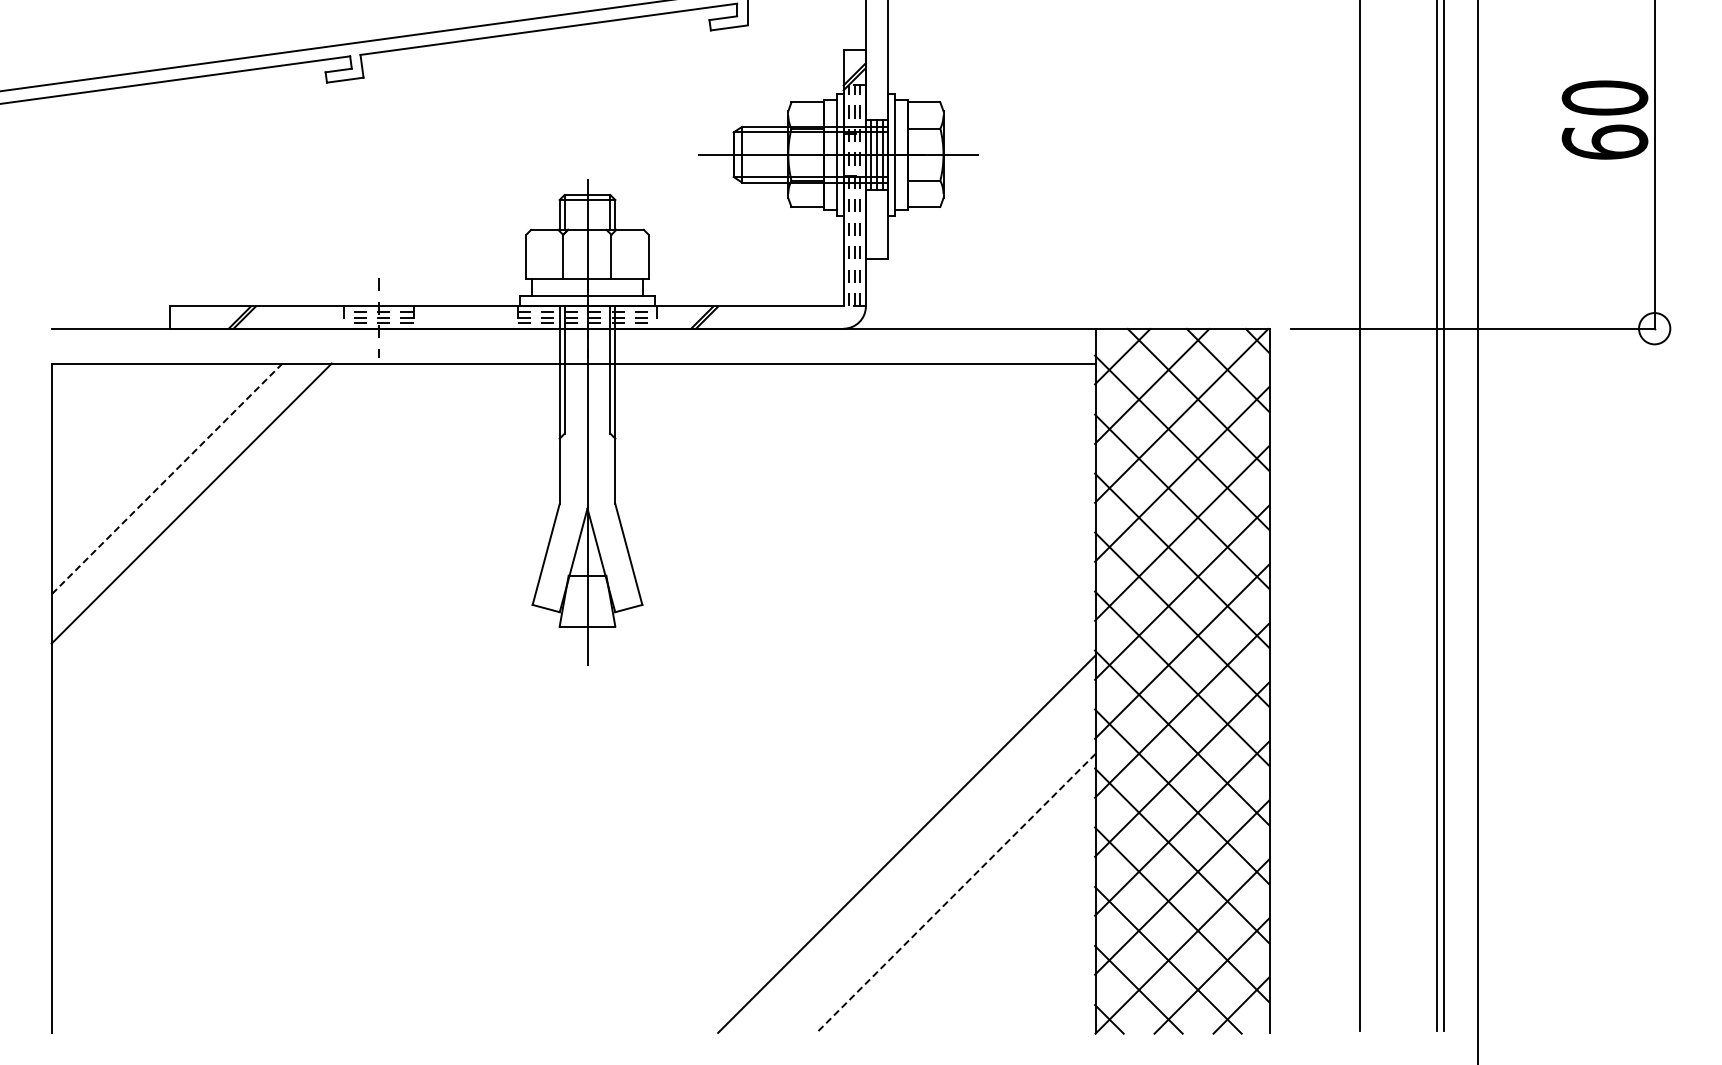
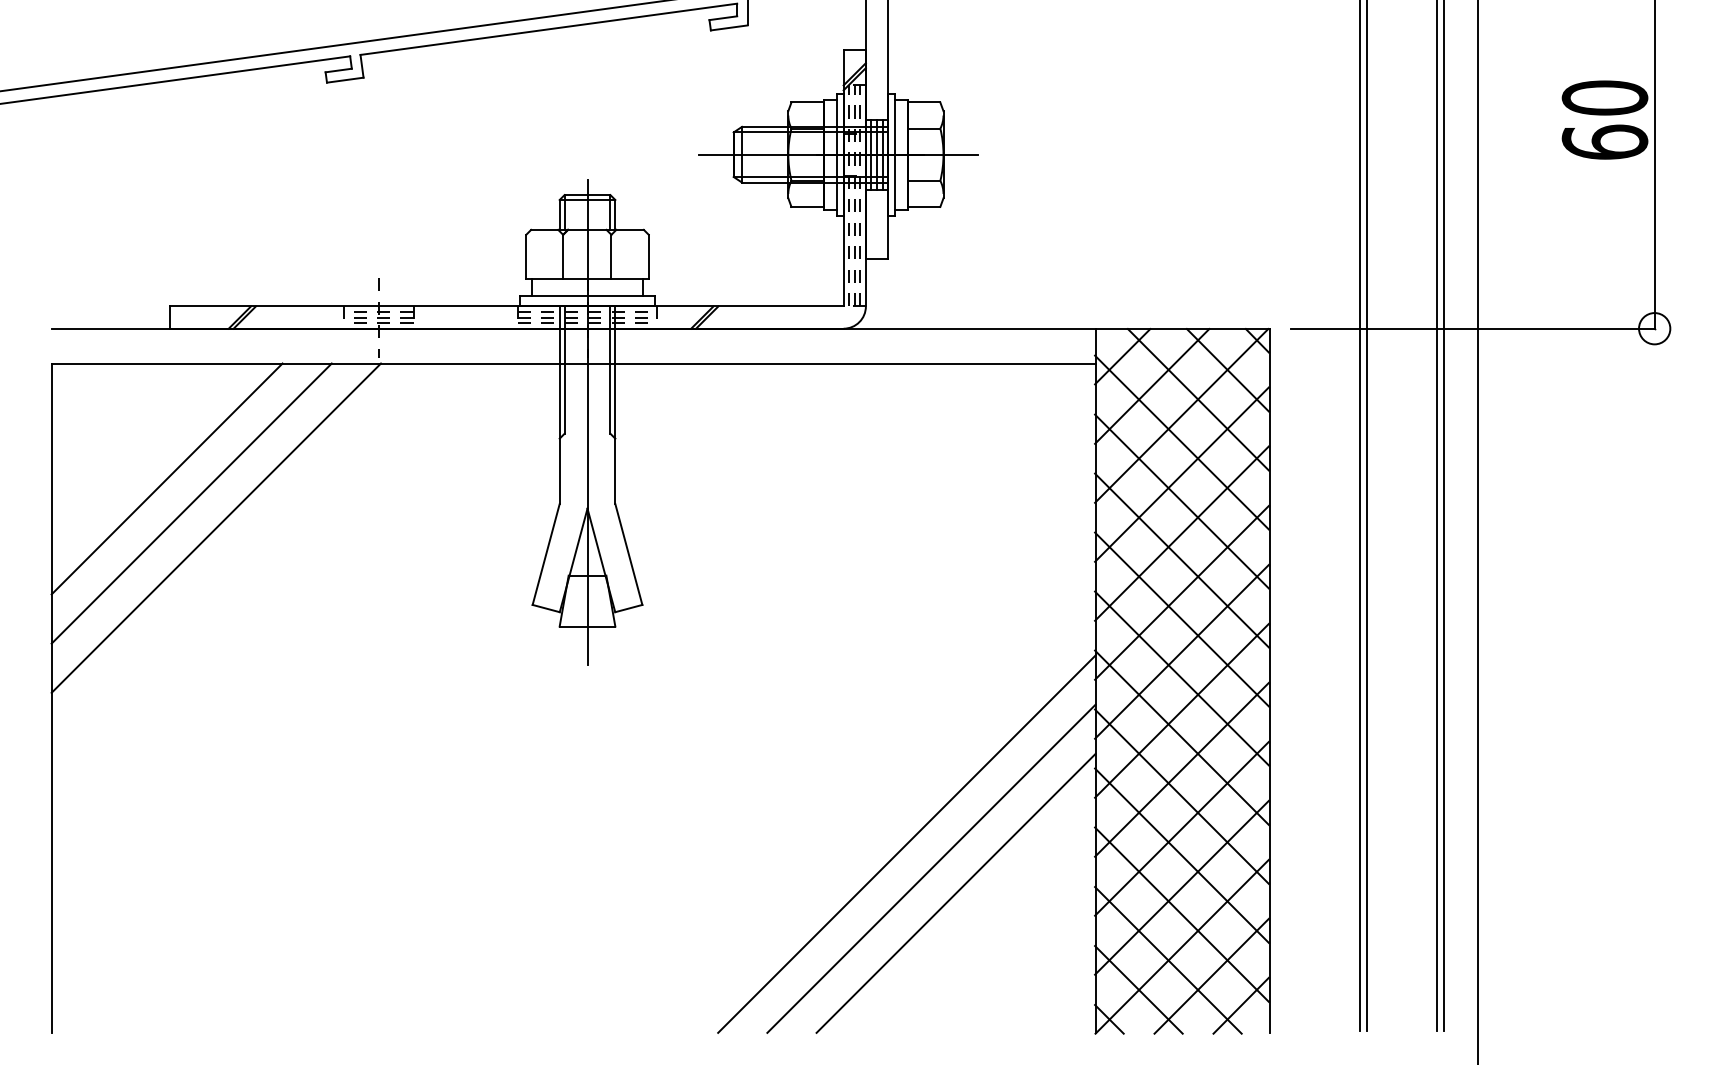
line: dashed -> solid (166, 479)
line: none -> present (1367, 516)
line: none -> present (216, 527)
line: none -> present (931, 868)
line: dashed -> solid (955, 893)
